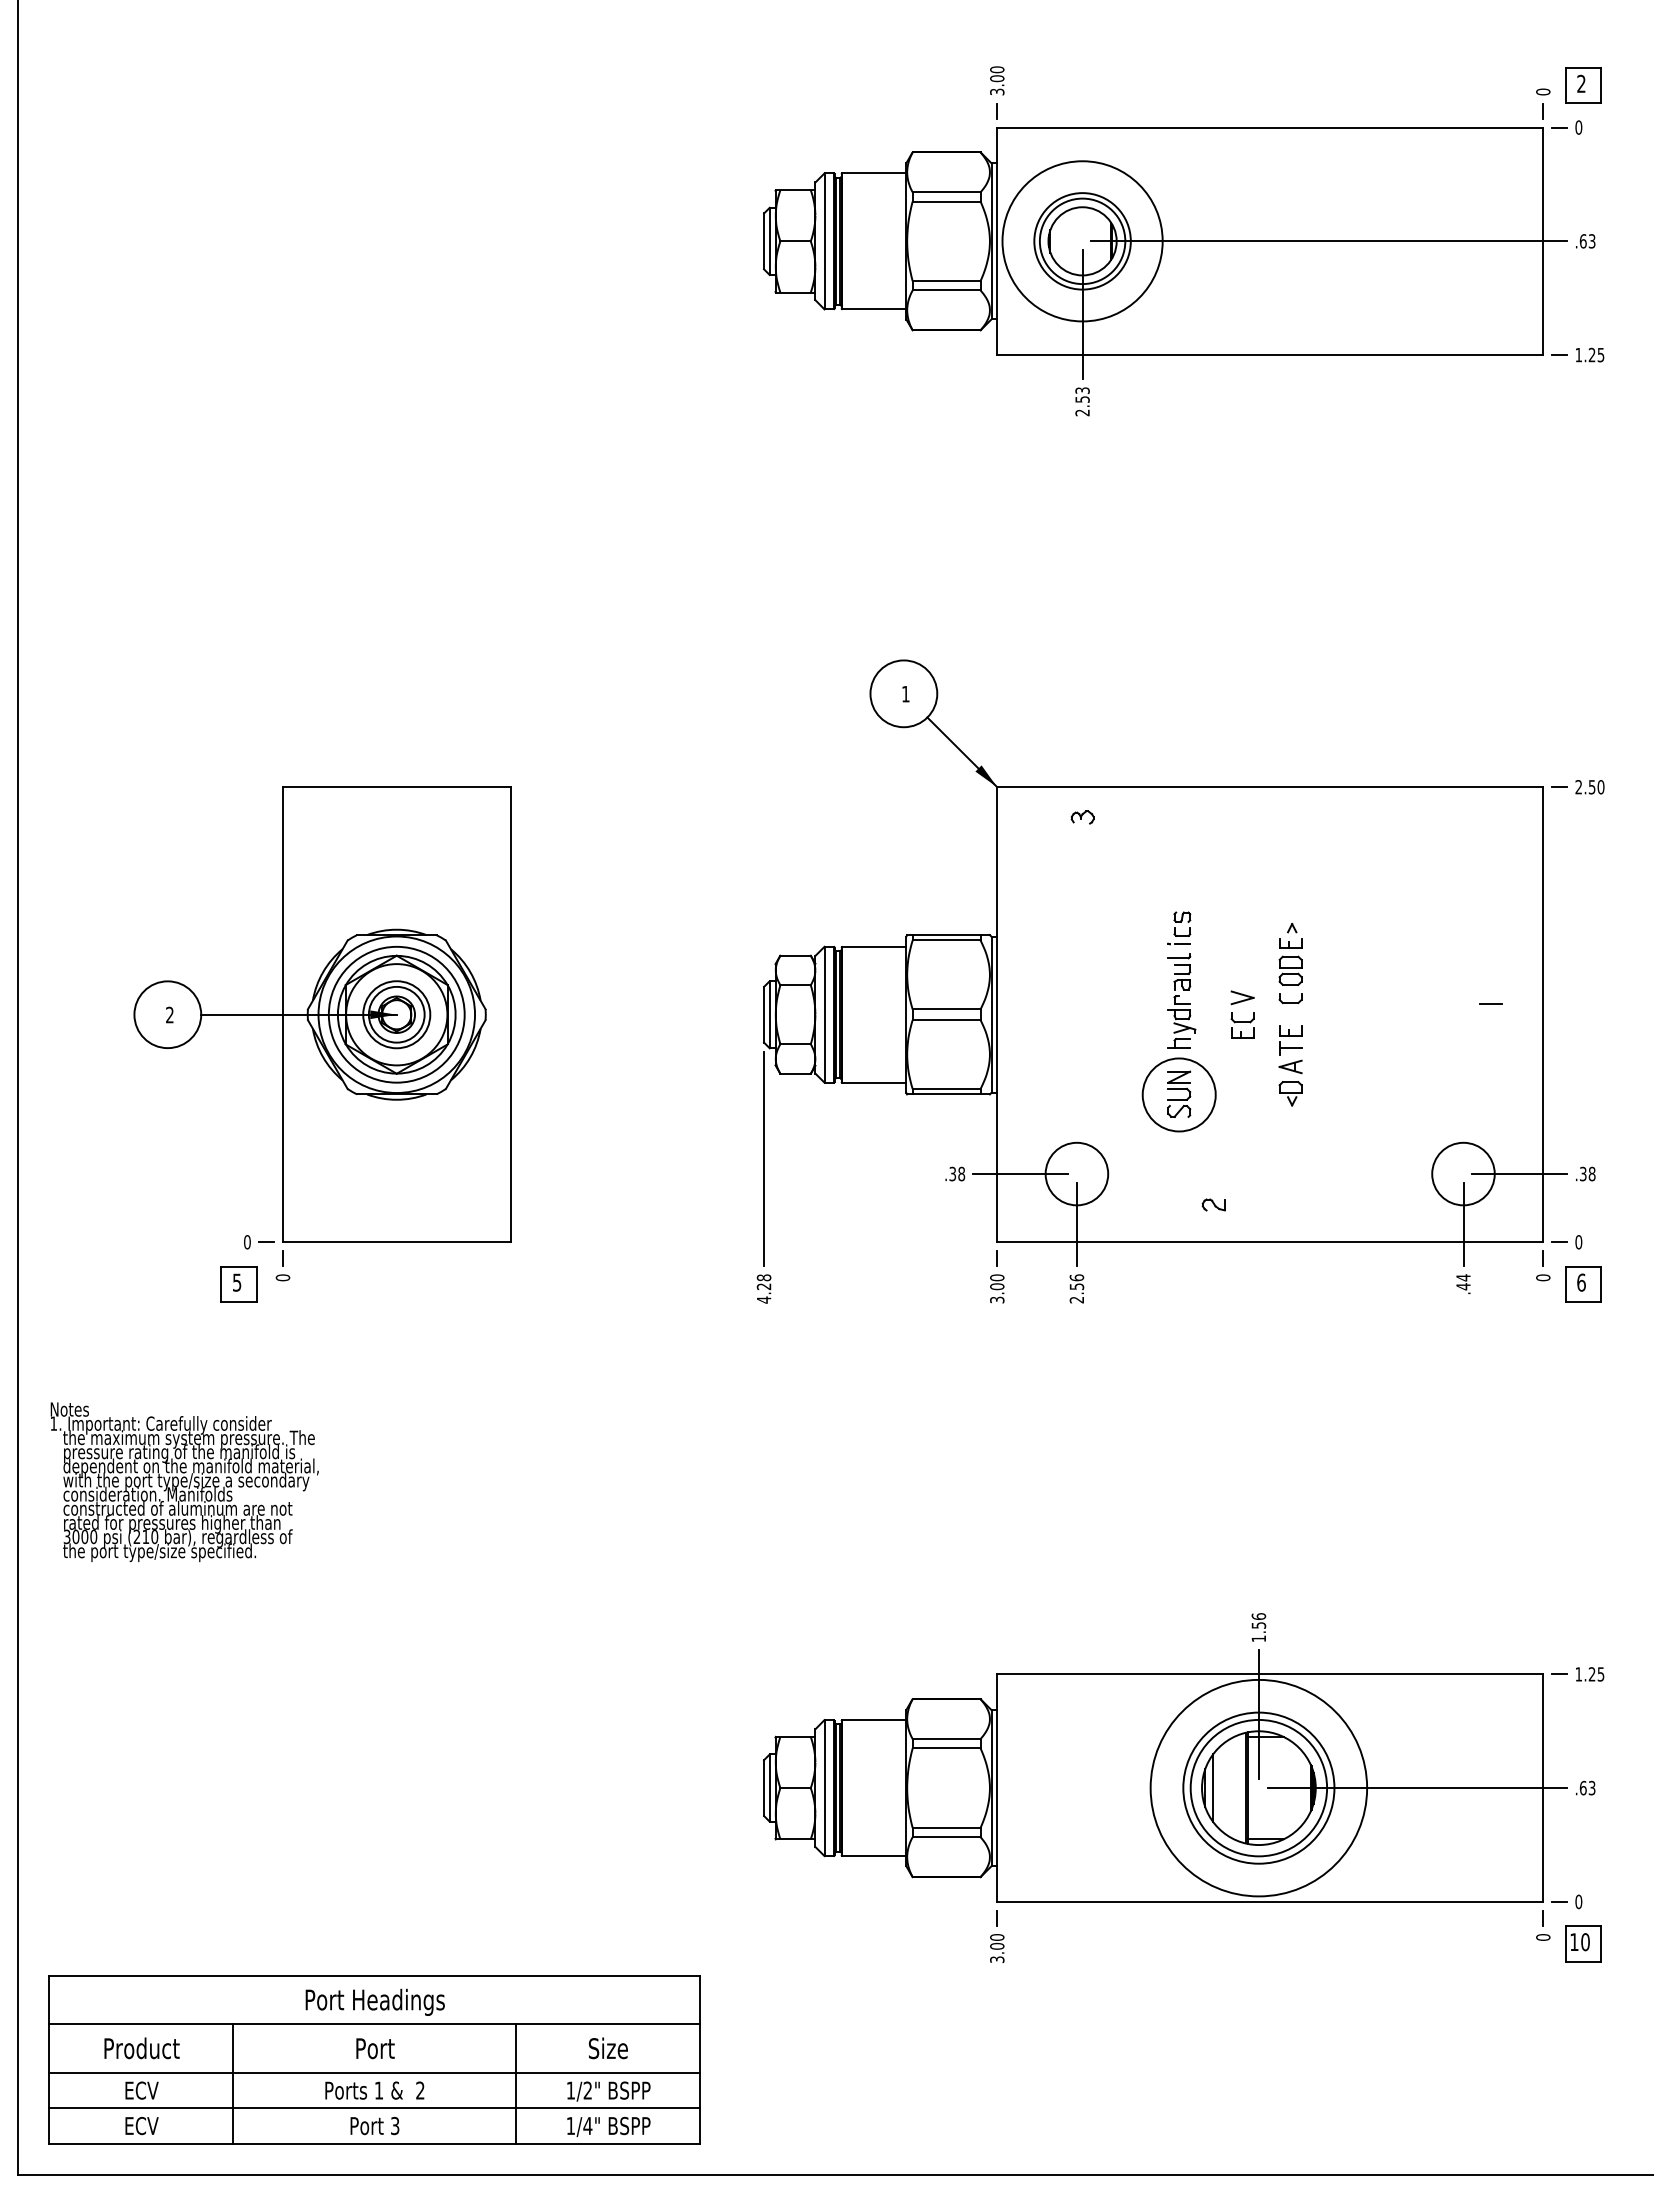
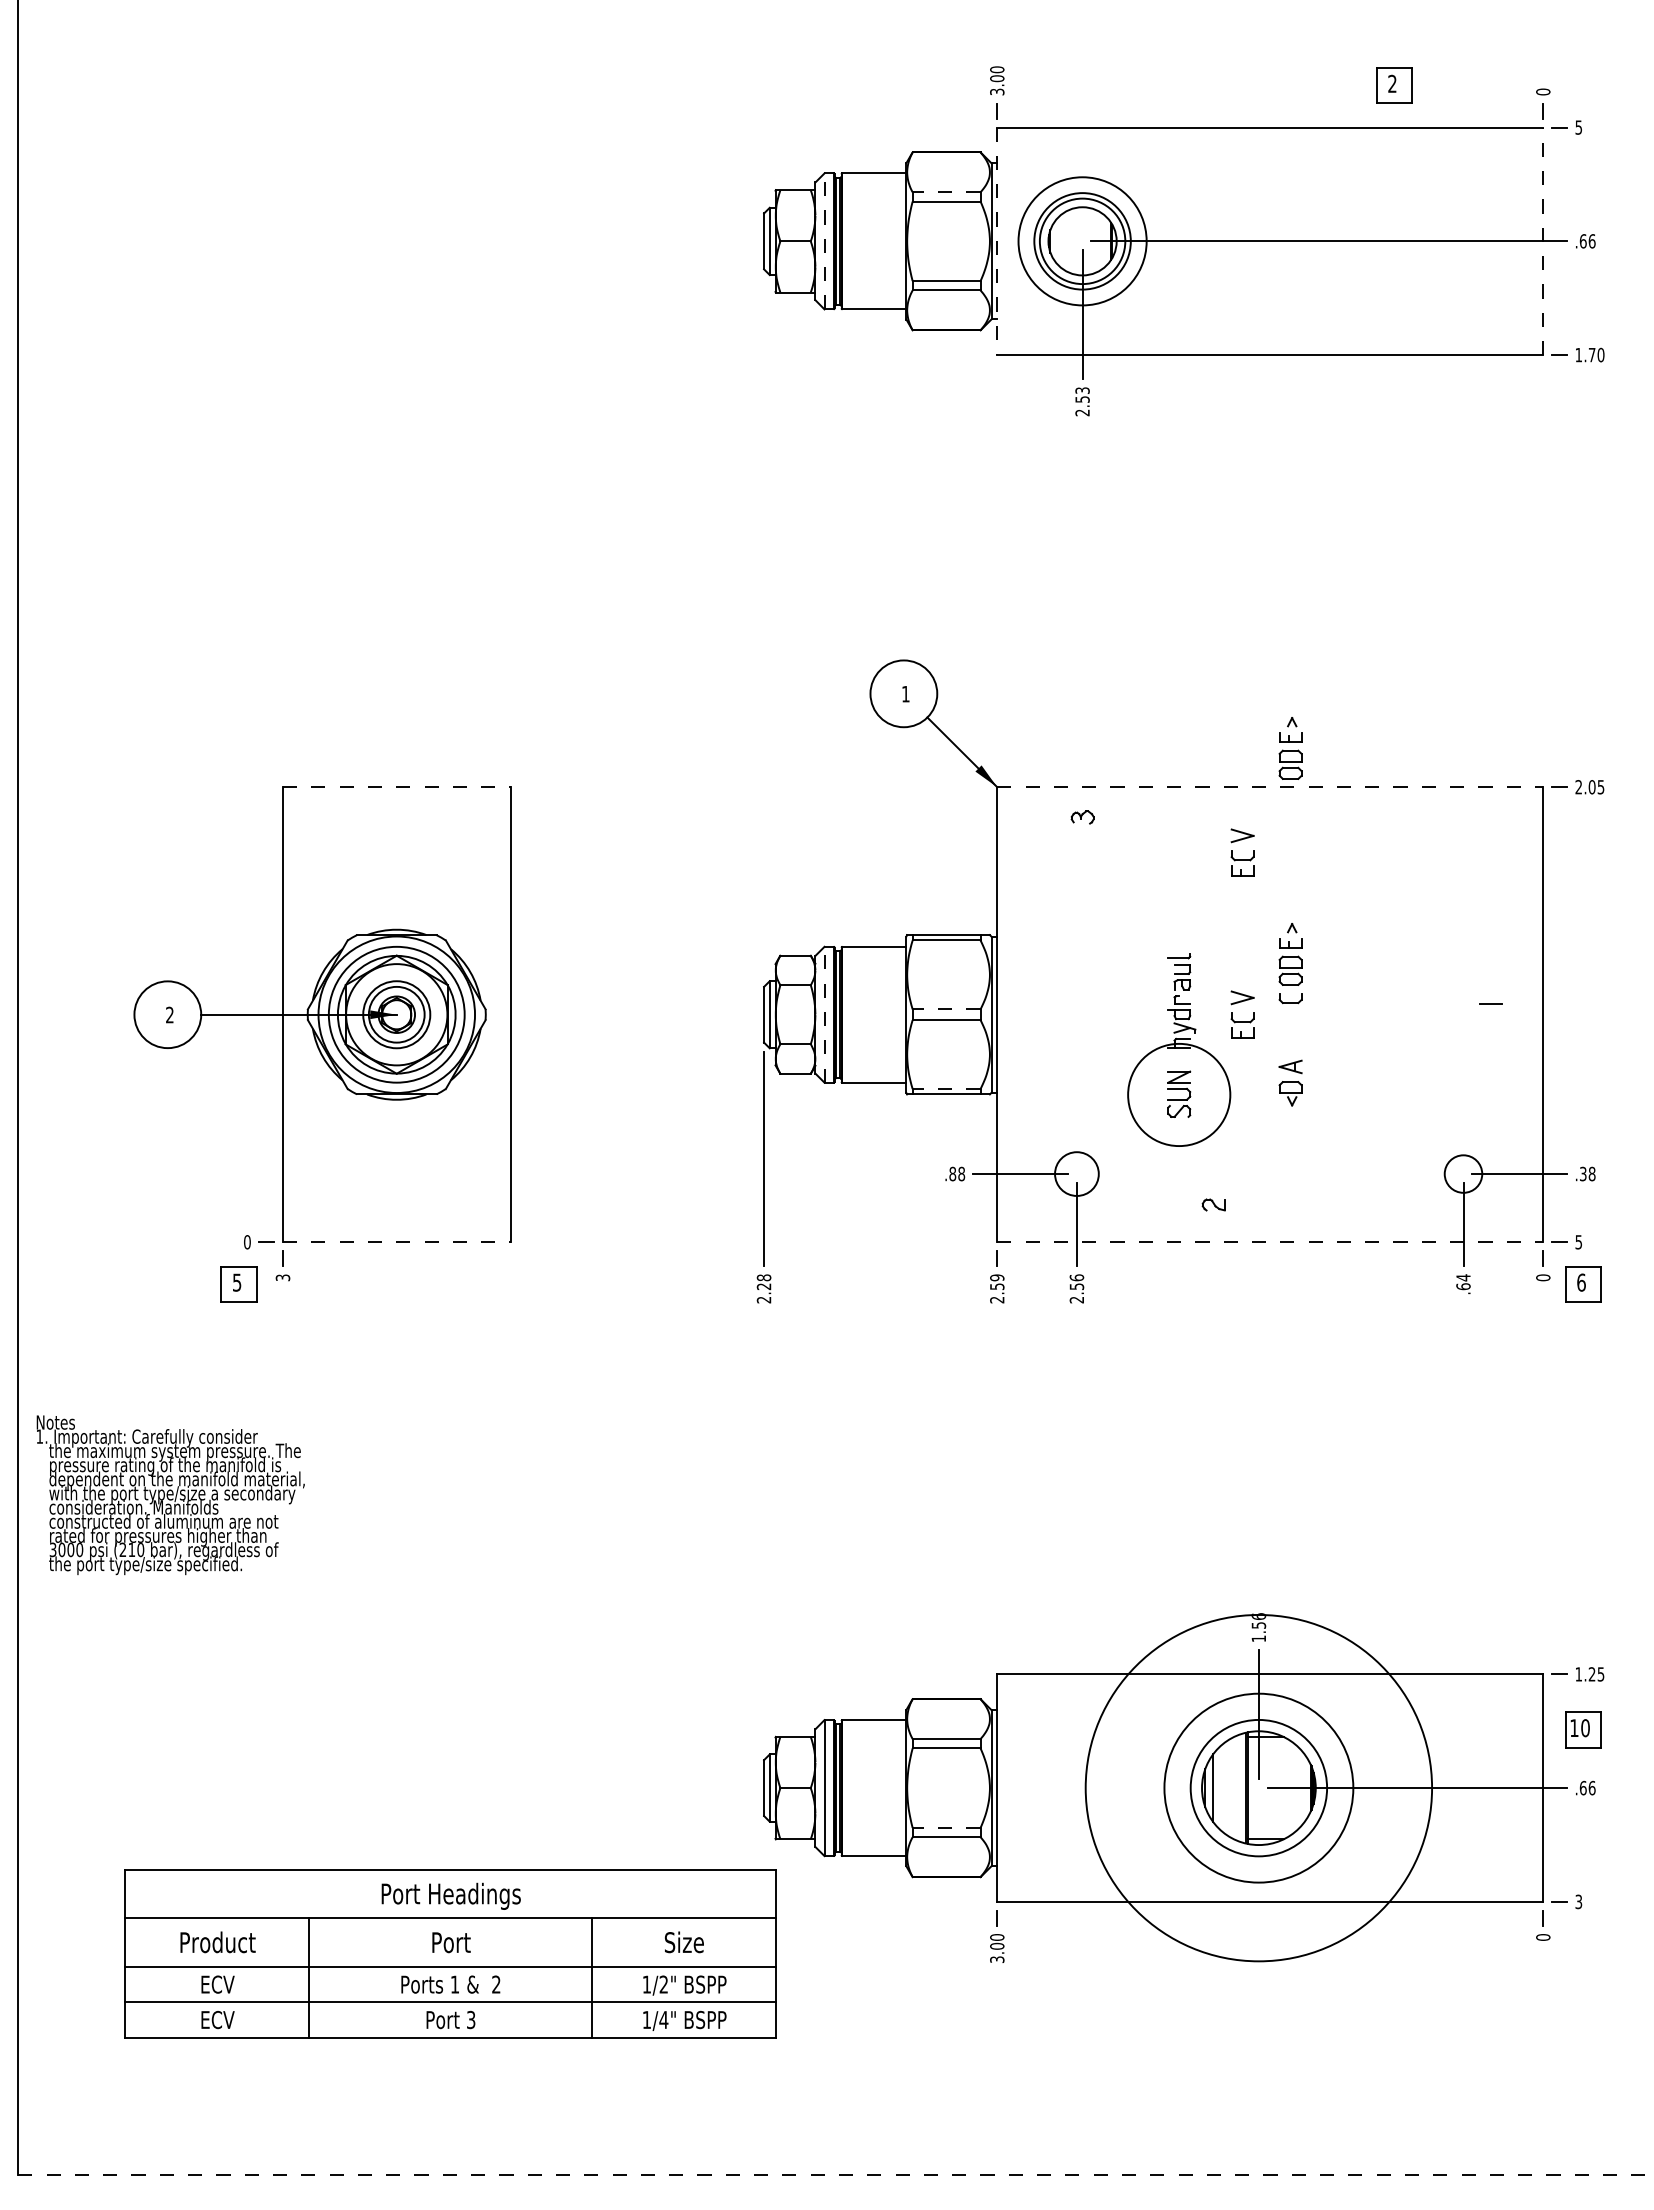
part position: (1583, 85) -> (1394, 85) (1394, 85)
text: 0 -> 5 (1578, 127)
line: solid -> dashed (946, 192)
line: solid -> dashed (824, 241)
line: solid -> dashed (997, 241)
circle diameter: 160 px -> 128 px (1082, 241)
line: solid -> dashed (1543, 241)
text: .63 -> .66 (1591, 241)
text: 1.25 -> 1.70 (1596, 354)
part: none -> present (1290, 748)
line: solid -> dashed (396, 787)
line: solid -> dashed (1270, 787)
text: 2.50 -> 2.05 (1596, 787)
part: none -> present (1242, 859)
part: present -> none (1179, 928)
line: solid -> dashed (946, 1009)
line: solid -> dashed (824, 1014)
part: present -> none (1290, 1040)
line: solid -> dashed (946, 1089)
circle diameter: 73 px -> 102 px (1179, 1094)
text: .38 -> .88 (952, 1173)
circle diameter: 63 px -> 44 px (1076, 1173)
circle diameter: 63 px -> 38 px (1463, 1173)
line: solid -> dashed (396, 1242)
line: solid -> dashed (1270, 1242)
text: 0 -> 5 (1578, 1242)
text: 0 -> 3 (282, 1277)
text: .44 -> .64 (1463, 1286)
text: 3.00 -> 2.59 (997, 1288)
text: 4.28 -> 2.28 (763, 1299)
text position: (184, 1482) -> (170, 1495) (170, 1495)
circle diameter: 151 px -> 189 px (1258, 1787)
circle diameter: 216 px -> 346 px (1258, 1787)
text: .63 -> .66 (1591, 1787)
line: solid -> dashed (946, 1827)
text: 0 -> 3 (1578, 1901)
part position: (1583, 1943) -> (1583, 1729) (1583, 1729)
part position: (374, 2059) -> (450, 1953) (450, 1953)
line: solid -> dashed (836, 2174)
